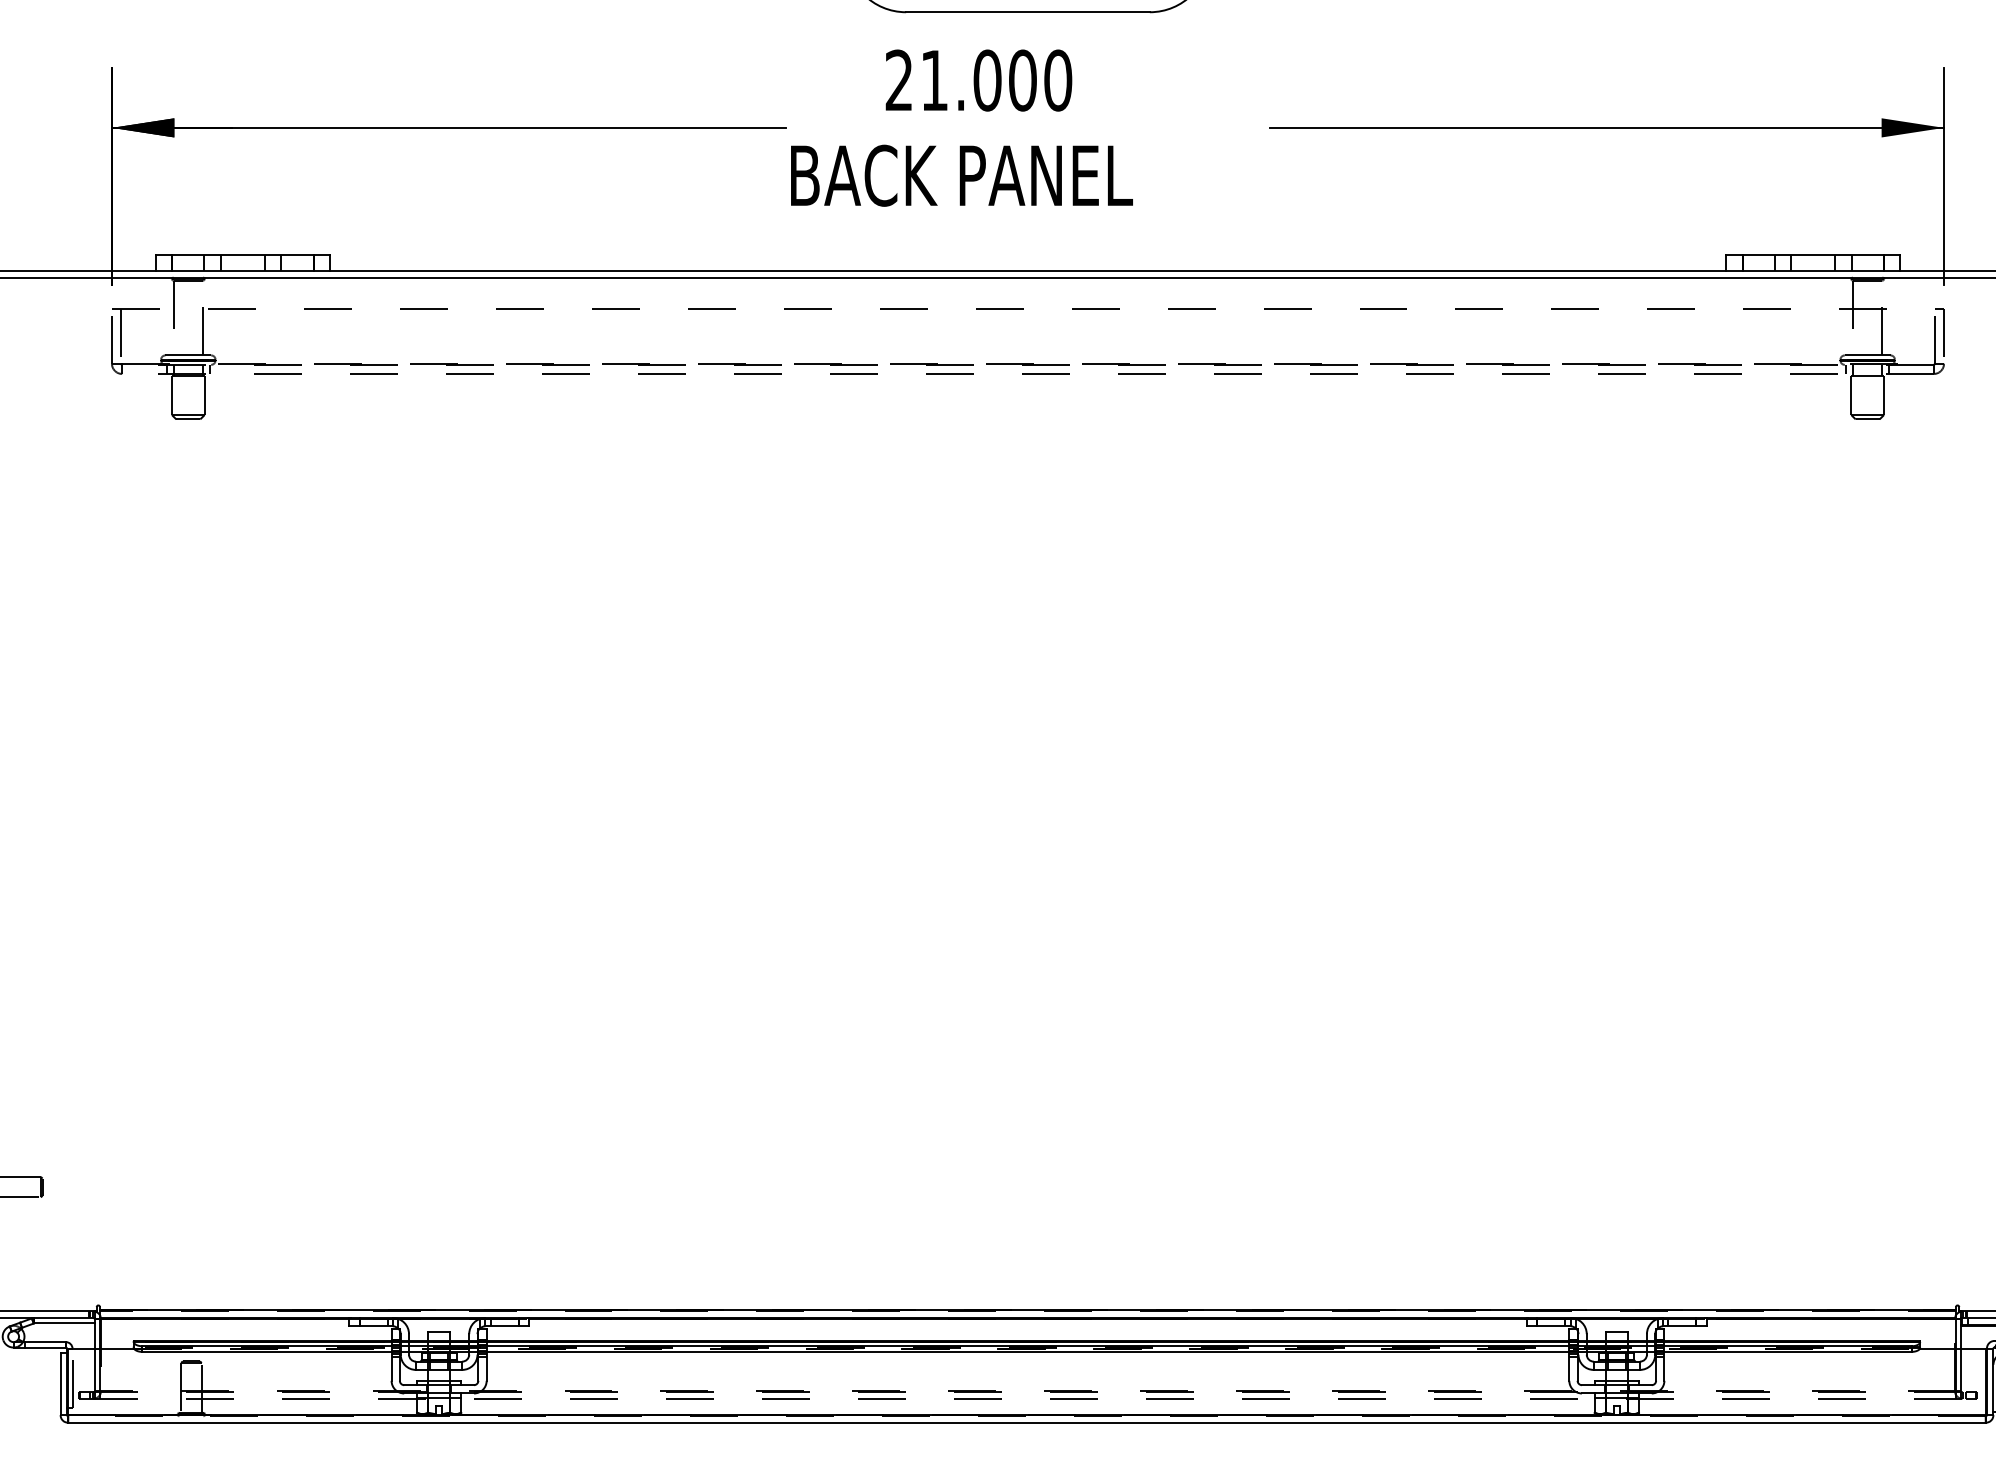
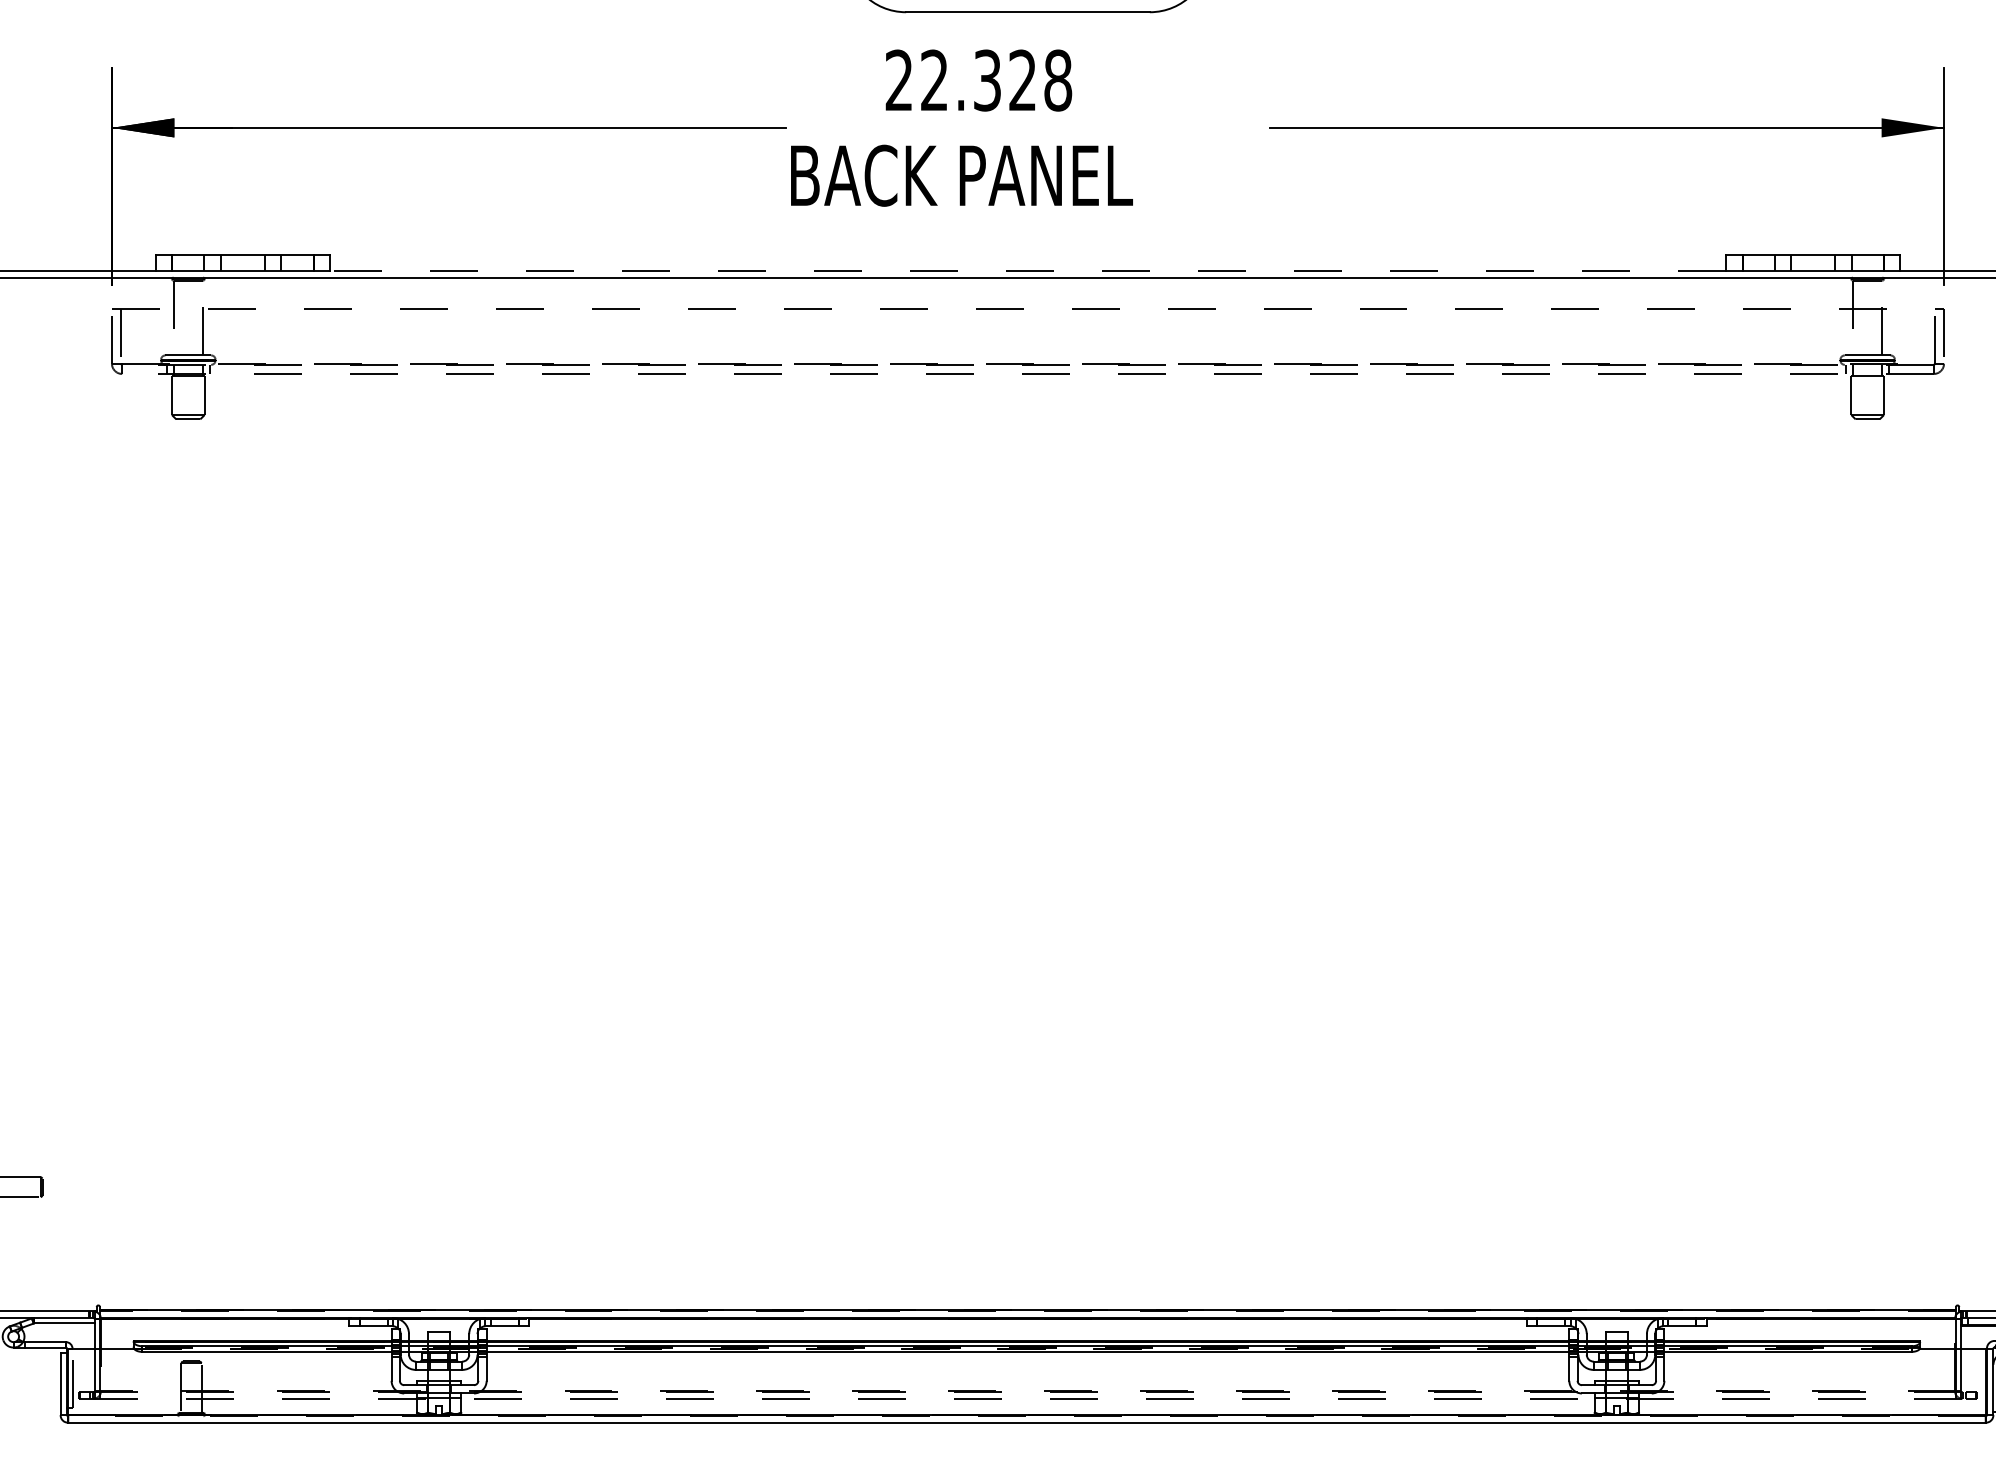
text: 21.000 -> 22.328 (996, 80)
line: solid -> dashed (1027, 271)
